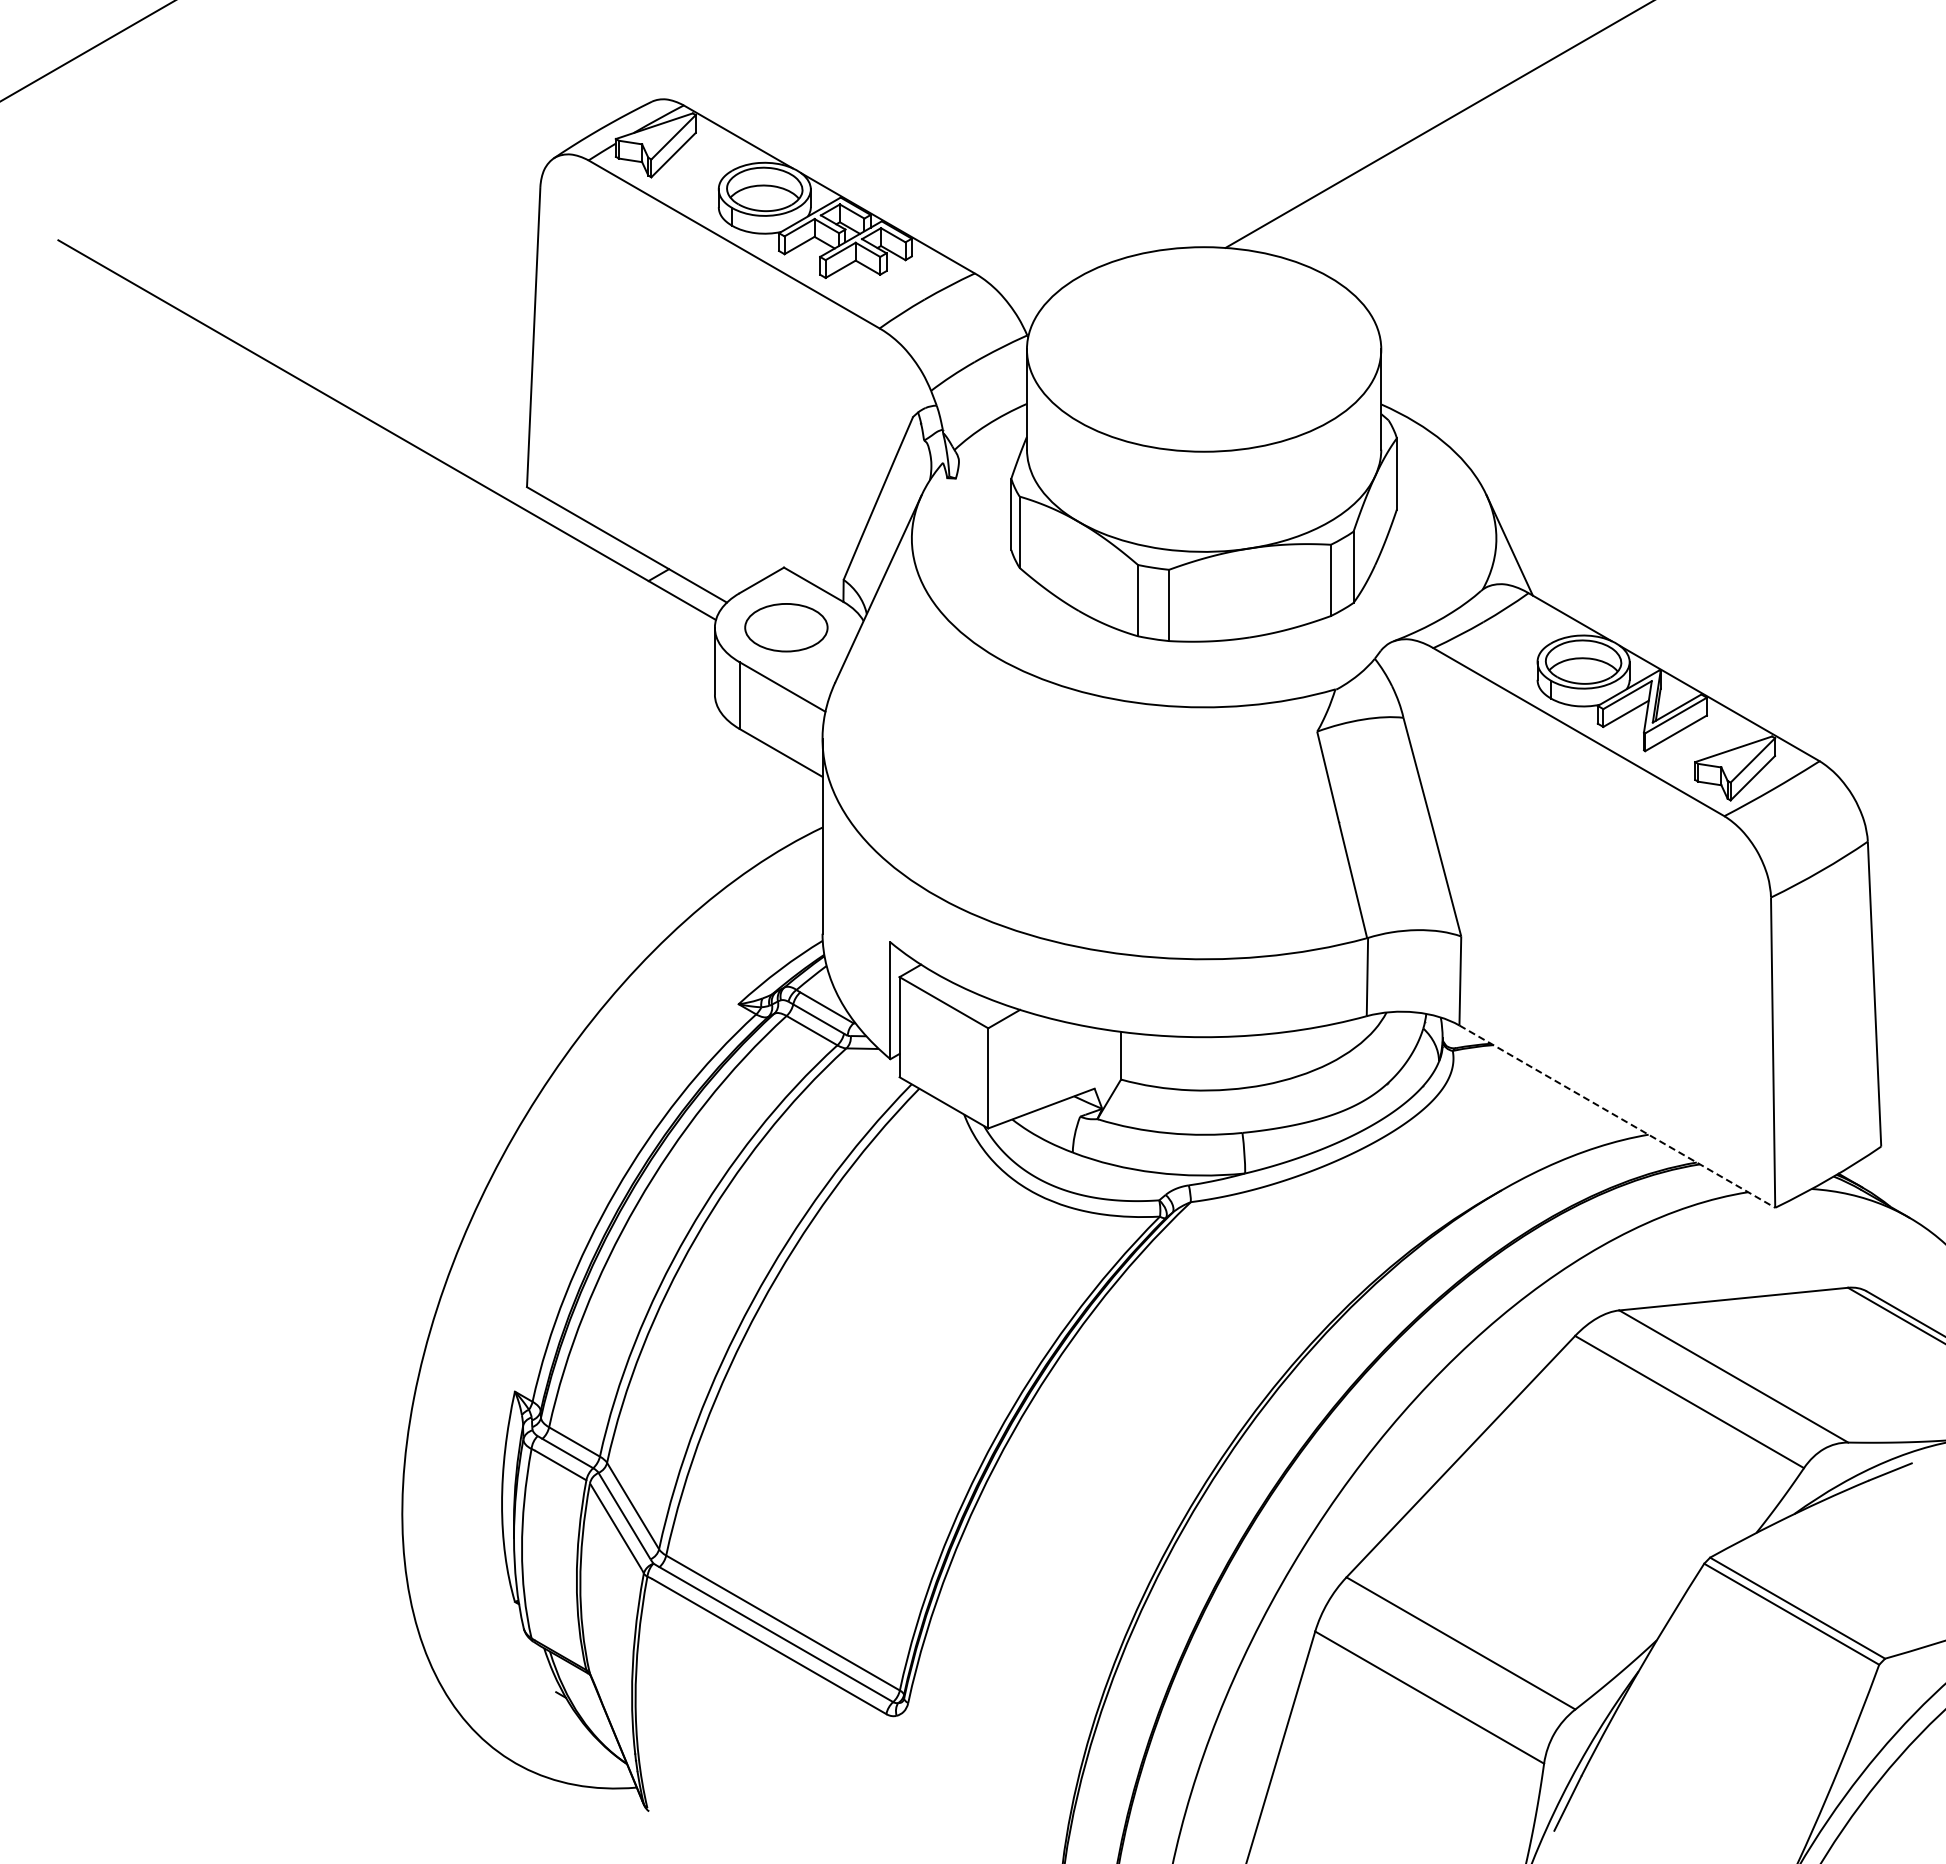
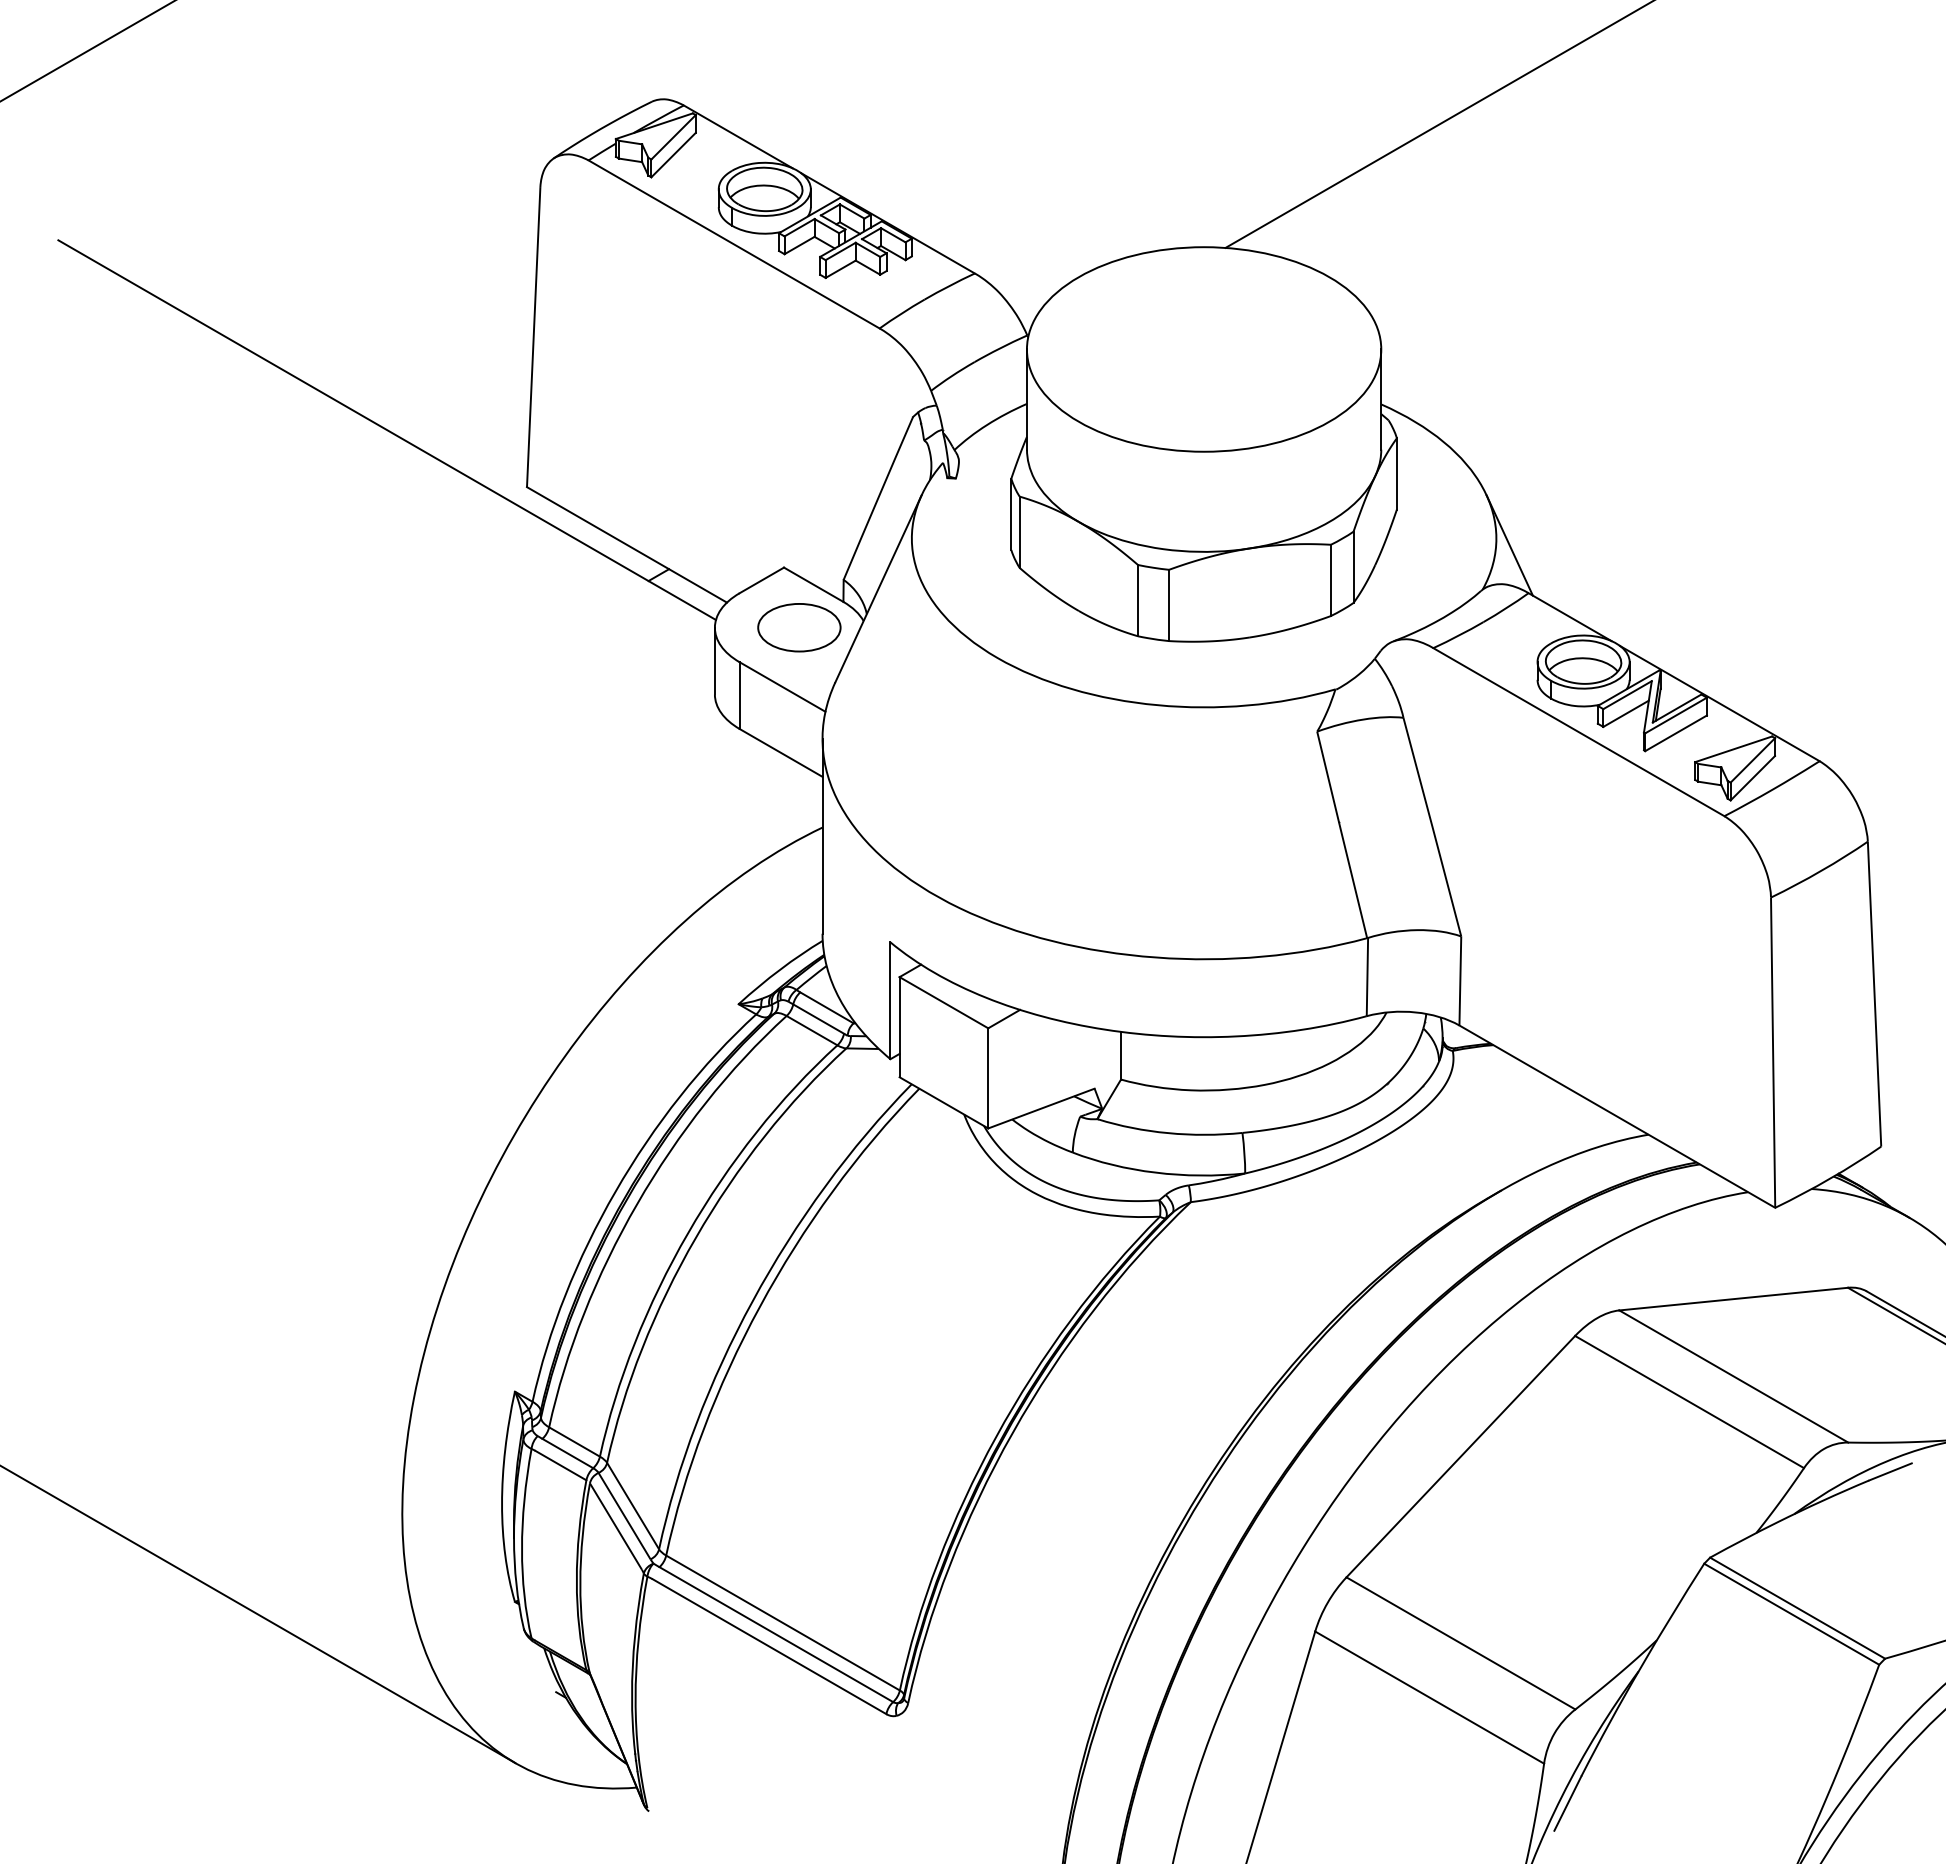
part position: (786, 627) -> (799, 627) (799, 627)
line: dashed -> solid (1617, 1116)
line: none -> present (258, 1614)
